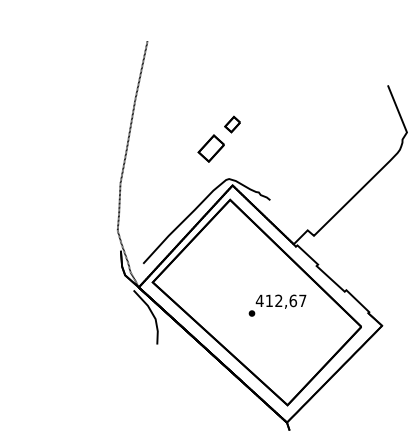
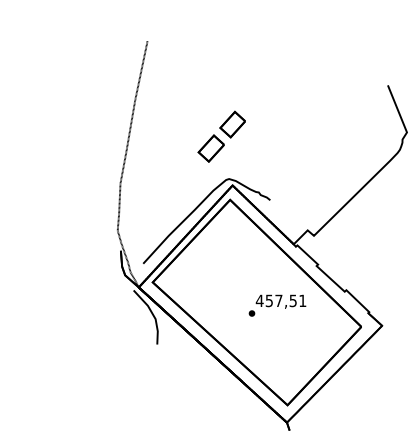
part size: 17x19 px -> 27x29 px (232, 124)
text: 412,67 -> 457,51 (285, 300)
